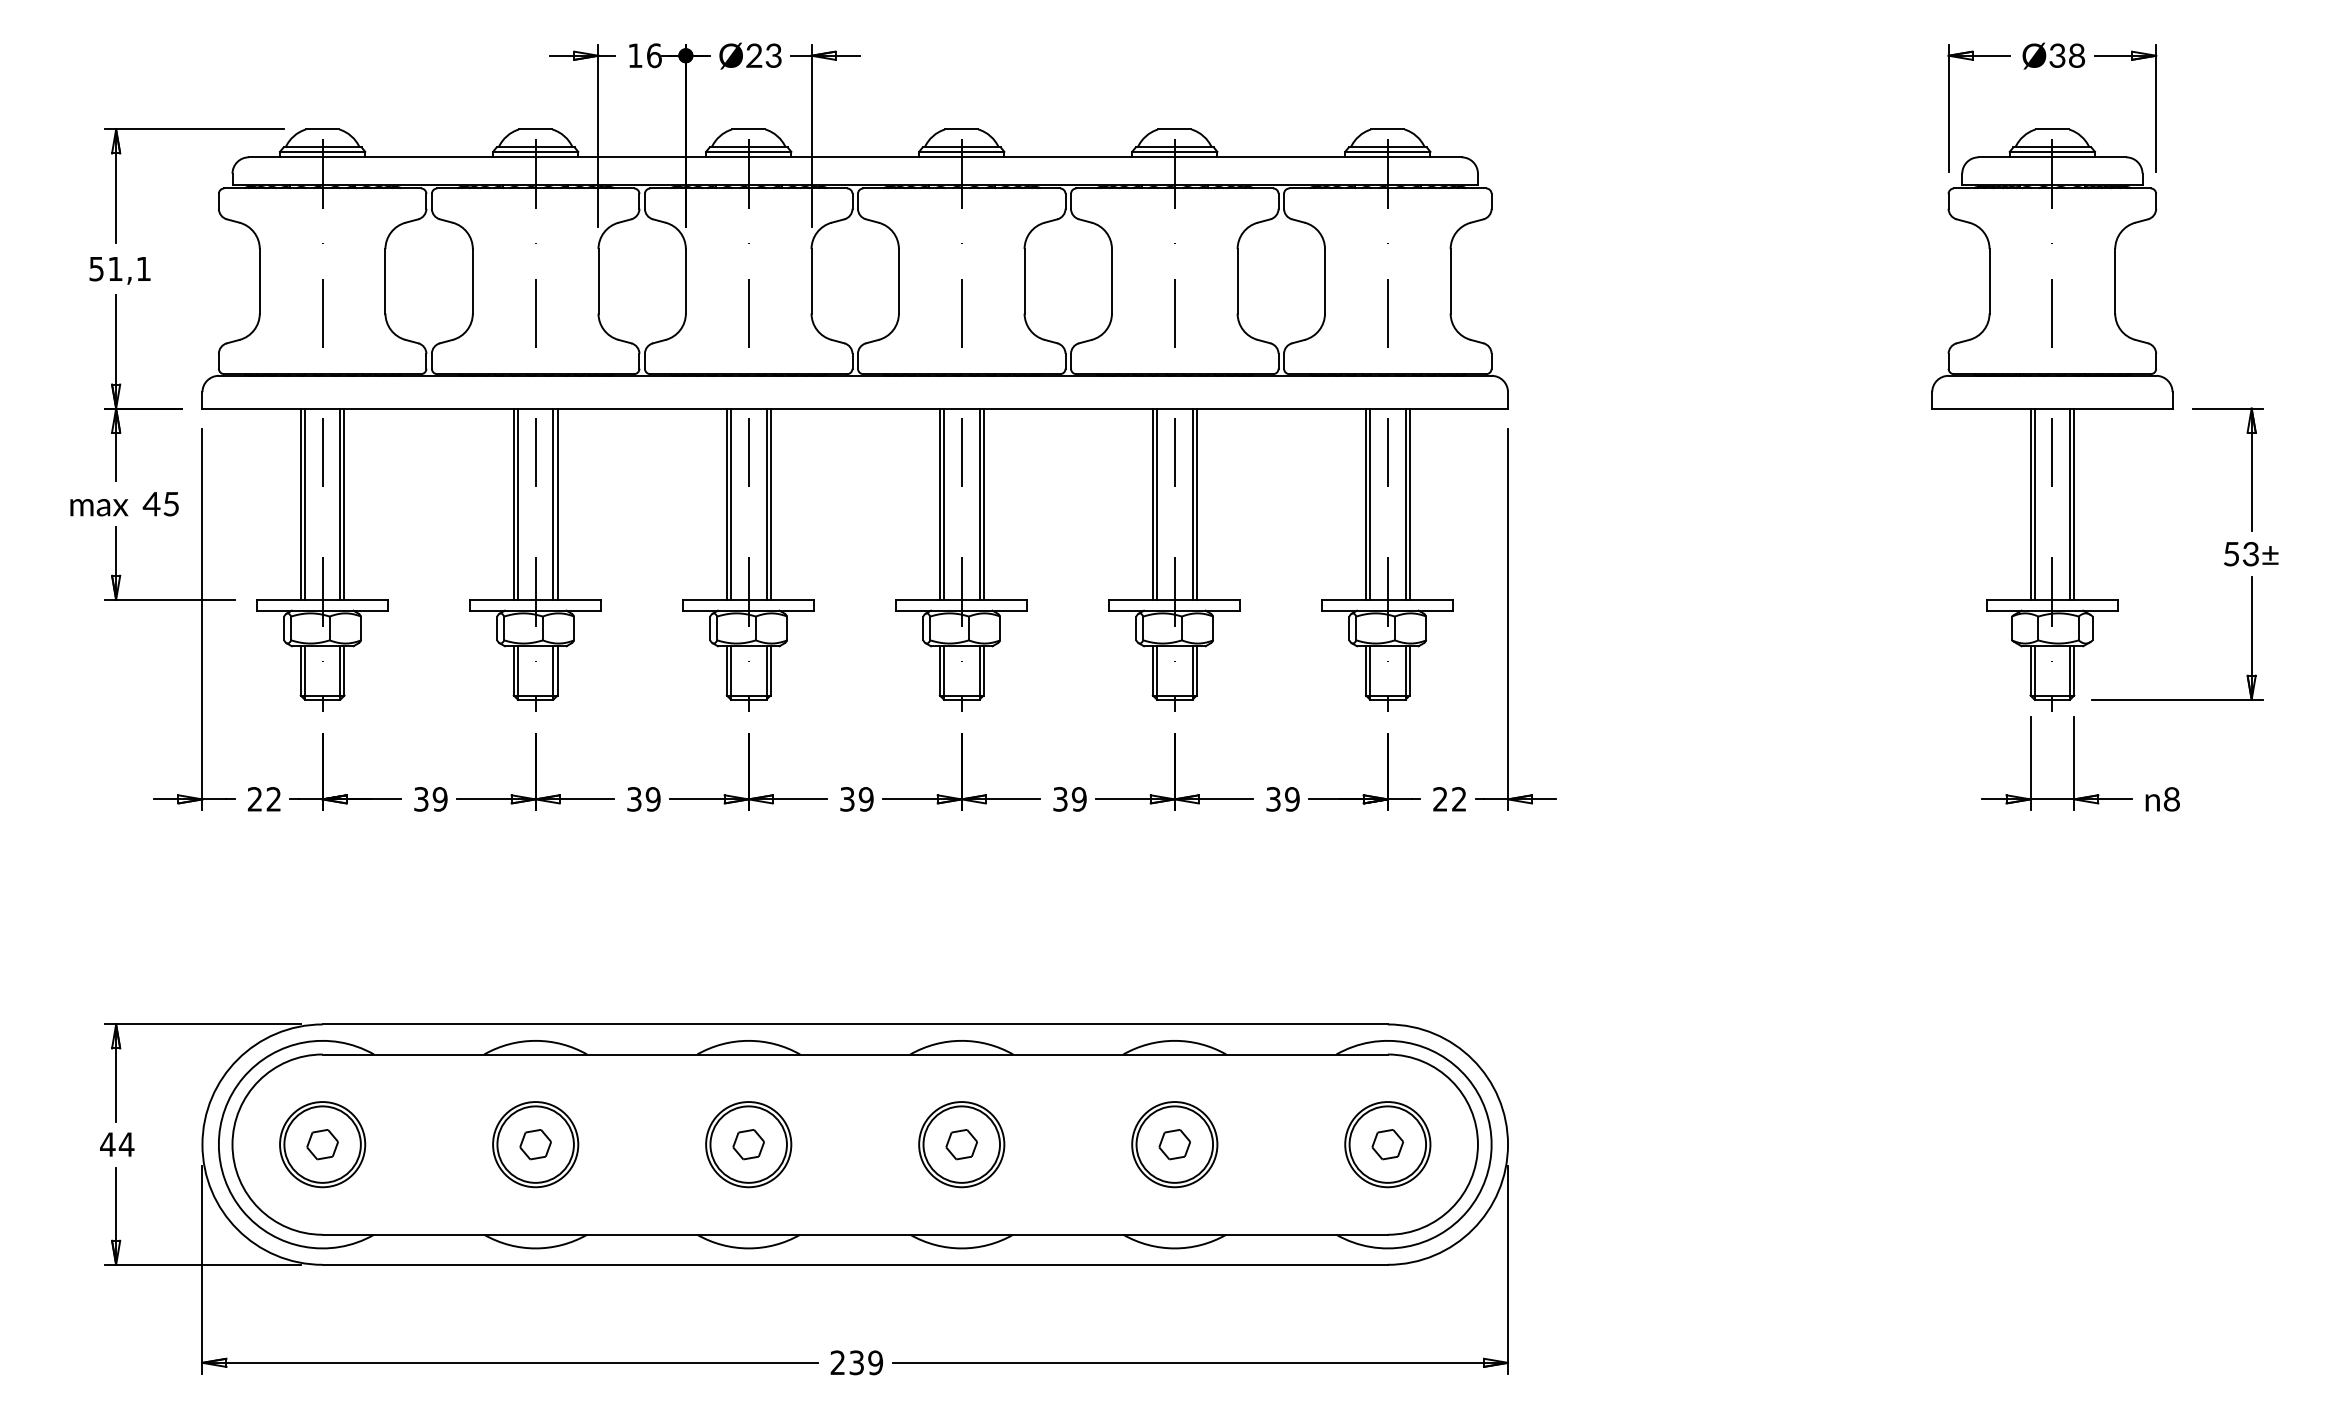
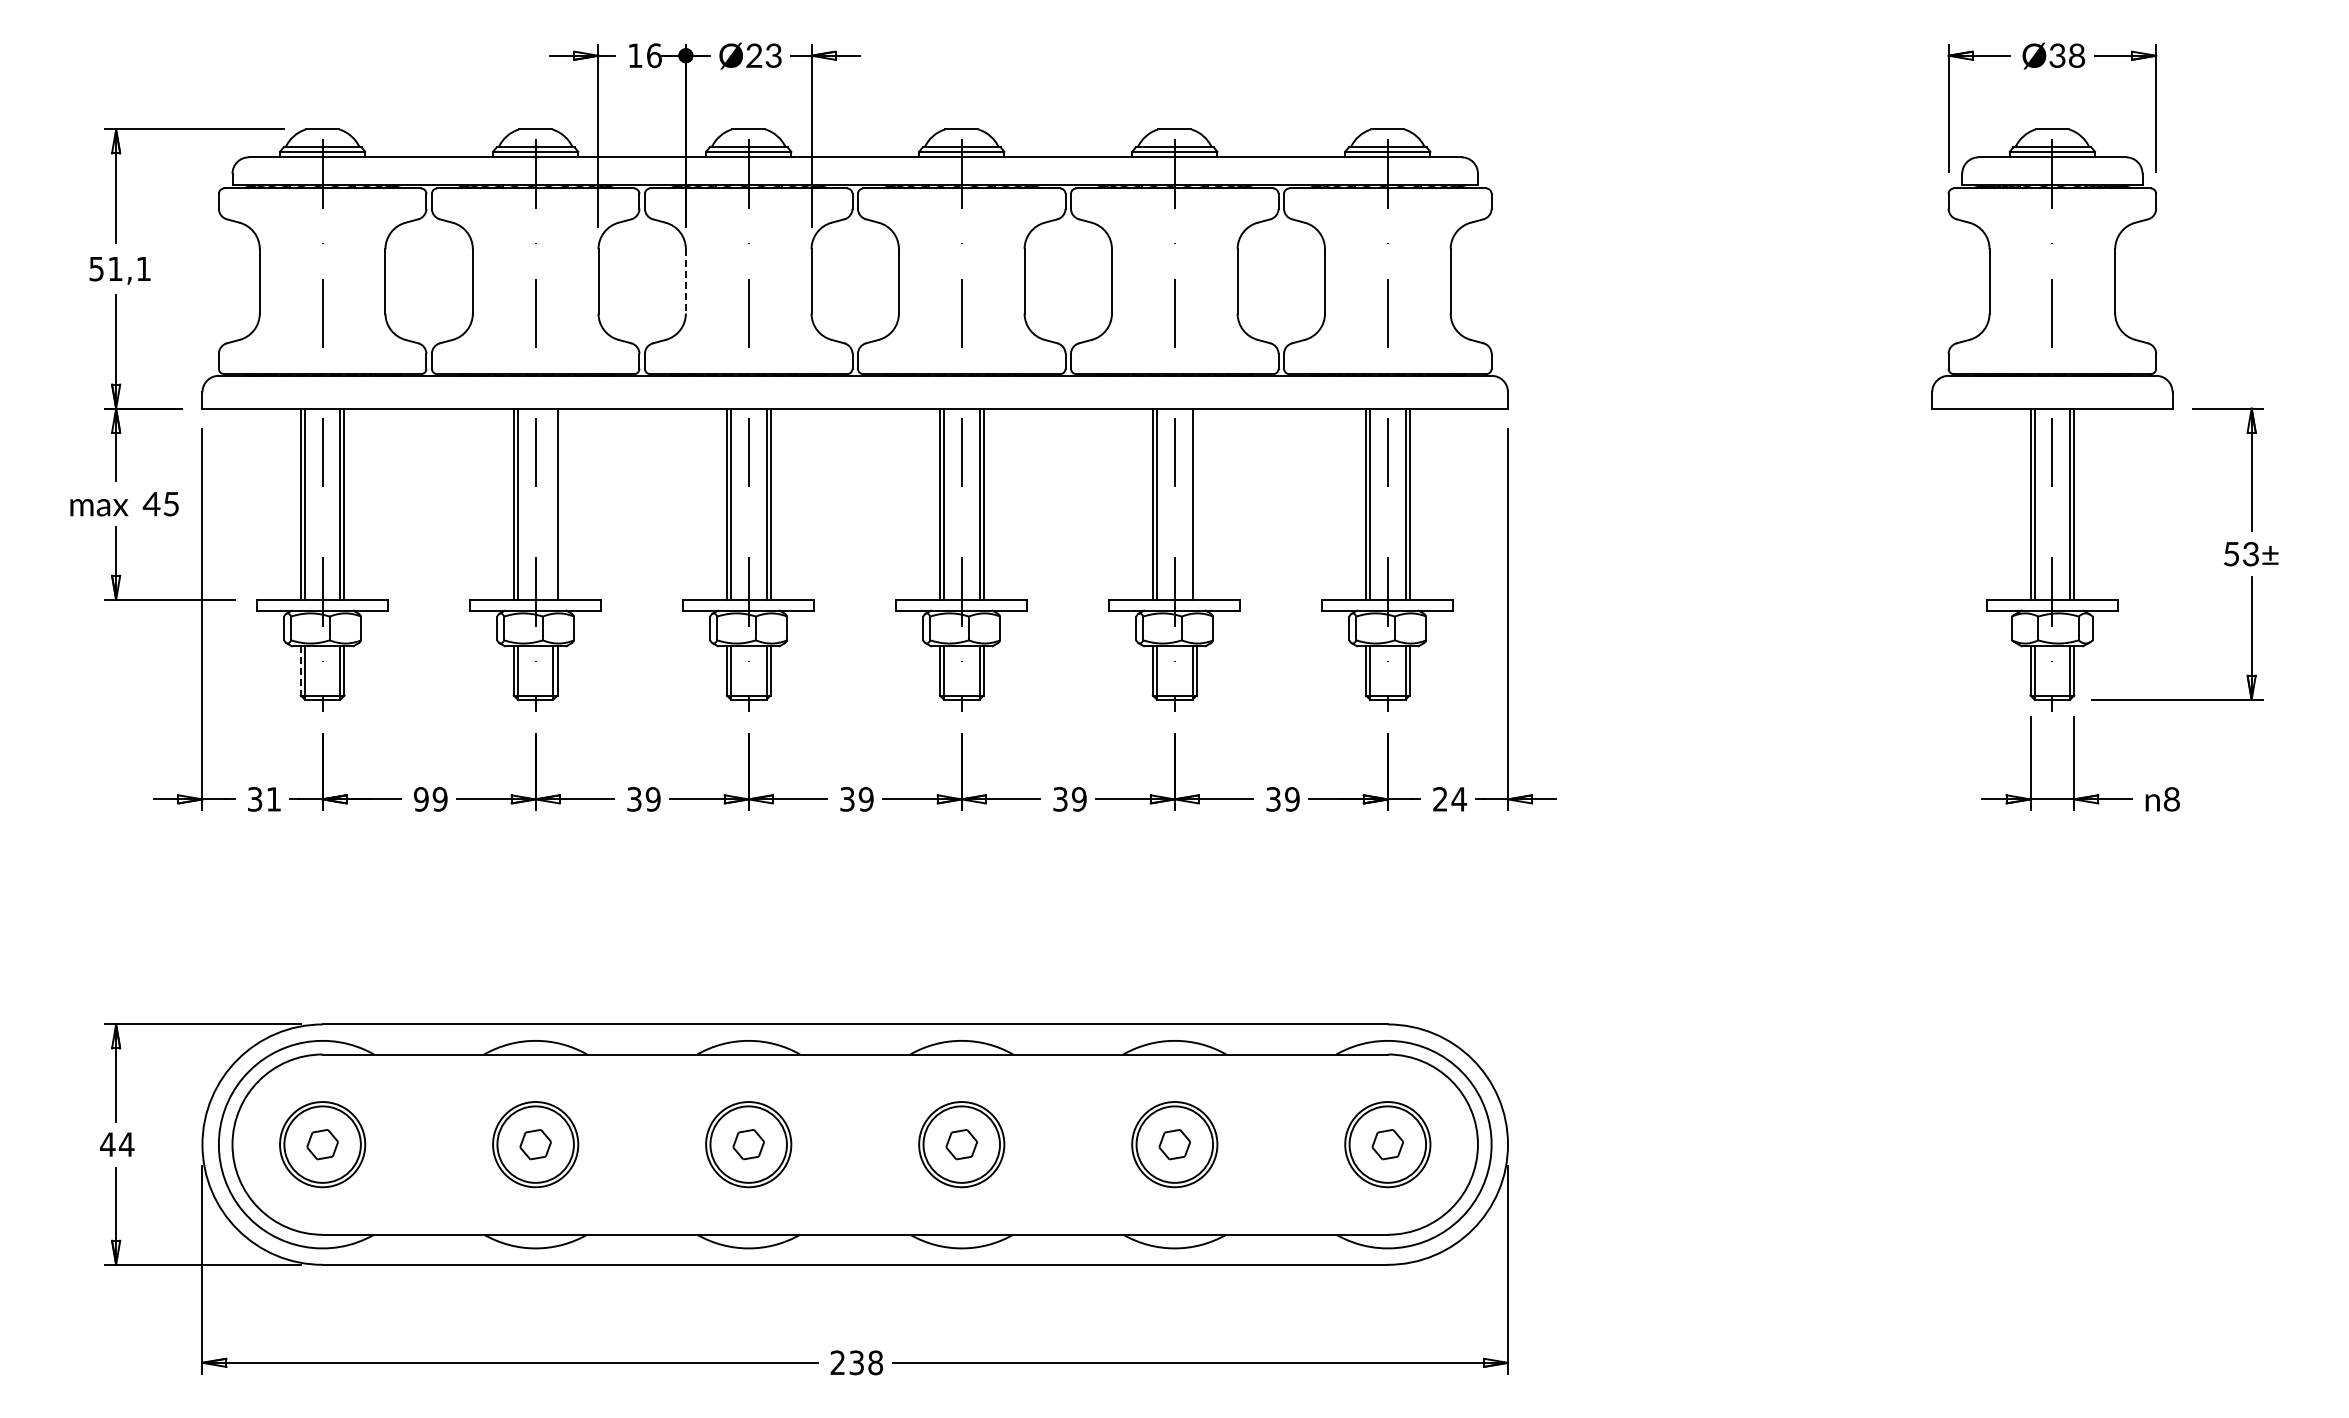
line: solid -> dashed (685, 281)
line: present -> none (553, 503)
line: present -> none (1196, 503)
line: solid -> dashed (300, 670)
text: 22 -> 31 (264, 799)
text: 39 -> 99 (420, 799)
text: 22 -> 24 (1459, 799)
text: 239 -> 238 (875, 1362)
